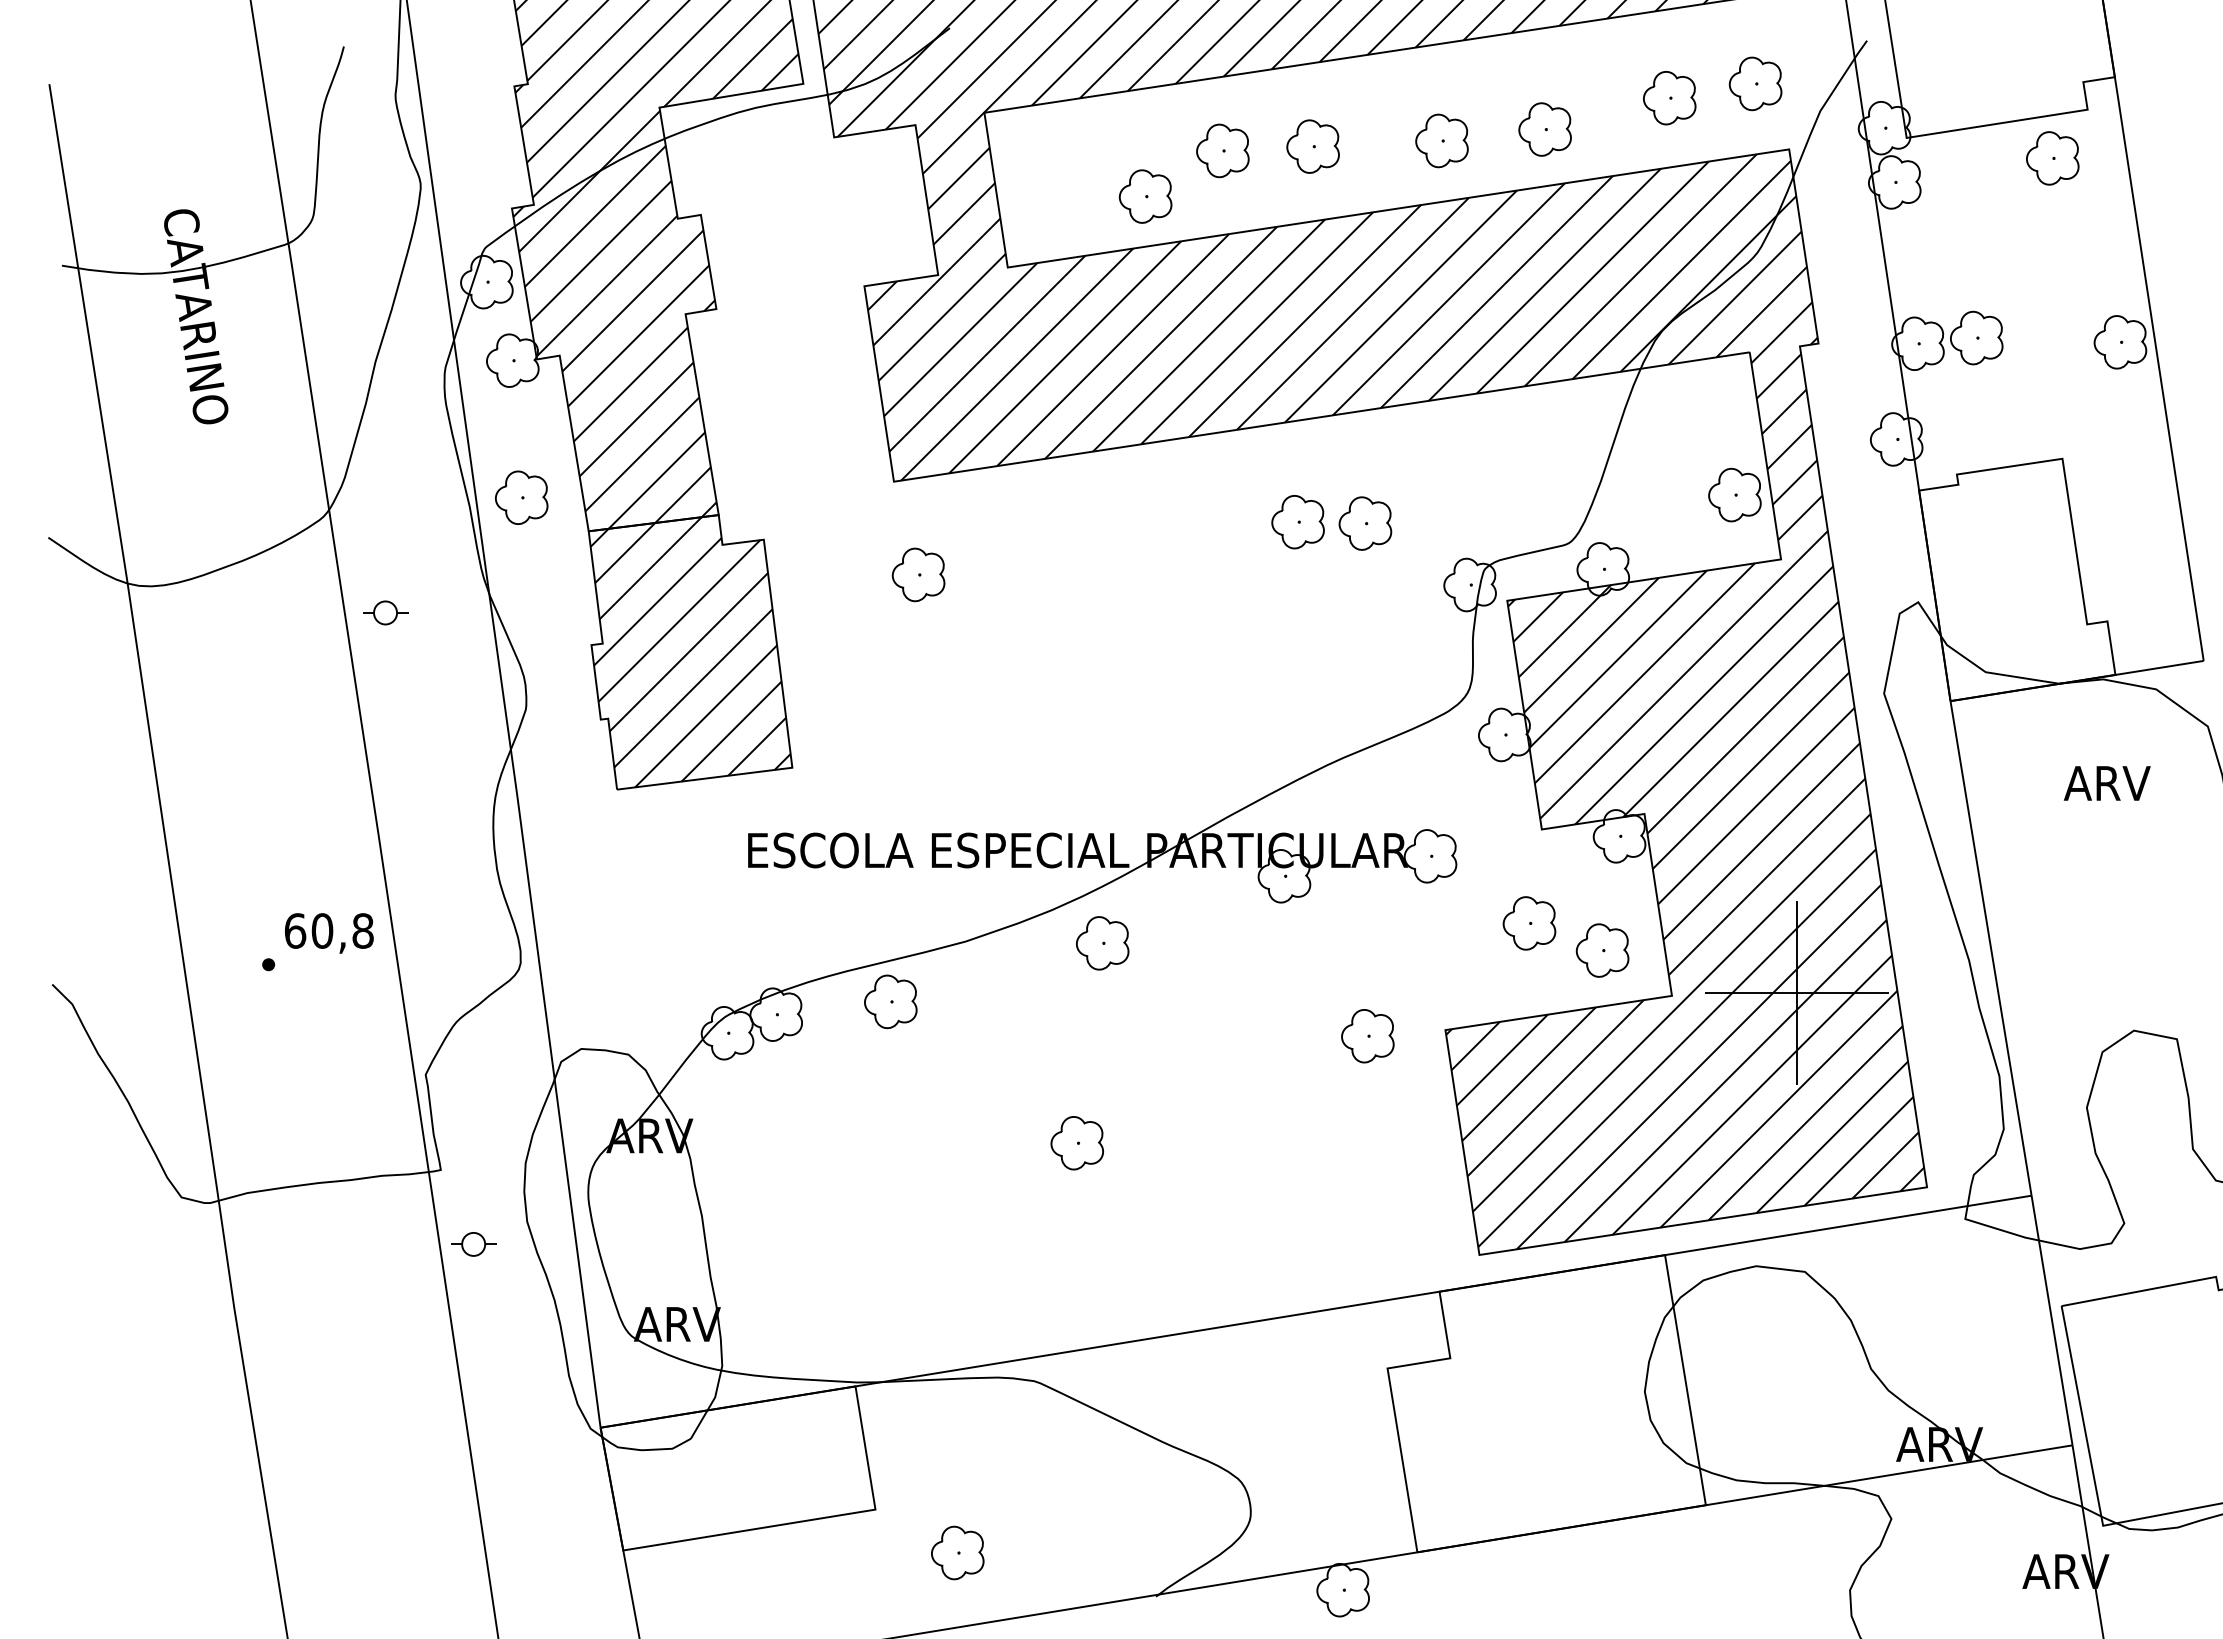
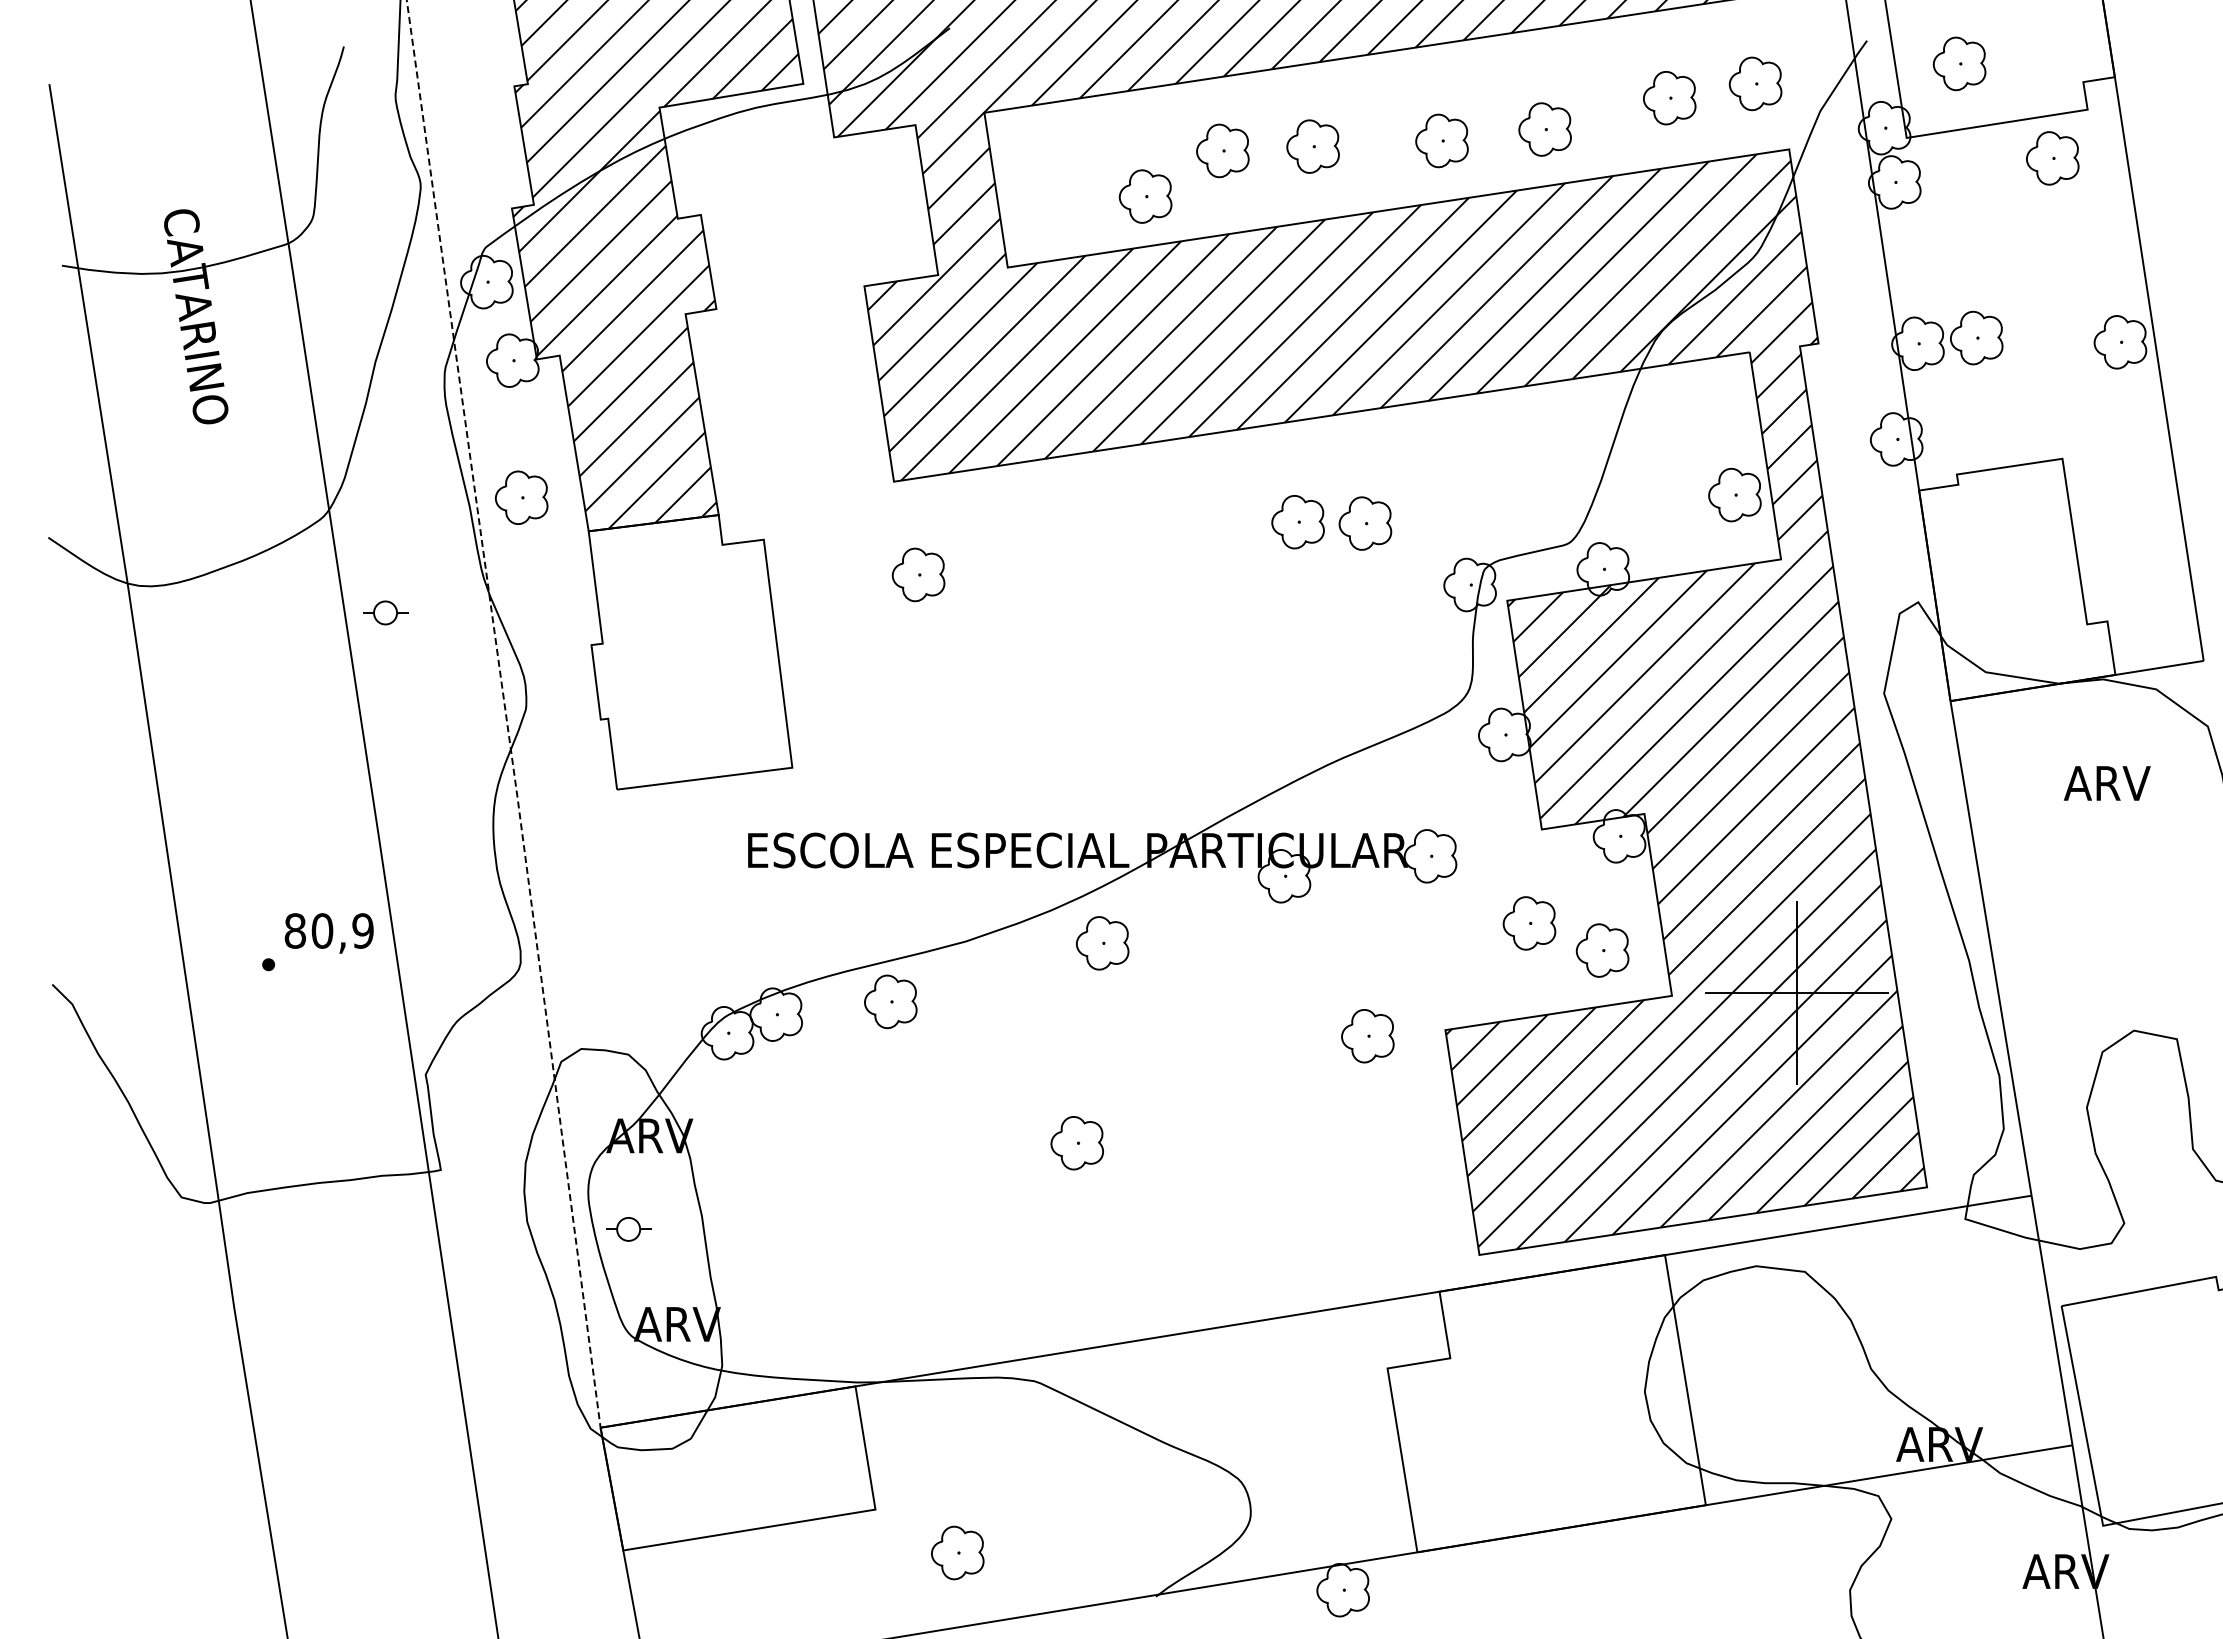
part: none -> present (1959, 63)
hatch: present -> none (690, 652)
line: solid -> dashed (506, 714)
text: 60,8 -> 80,9 (328, 930)
part position: (473, 1244) -> (628, 1229) (628, 1229)
